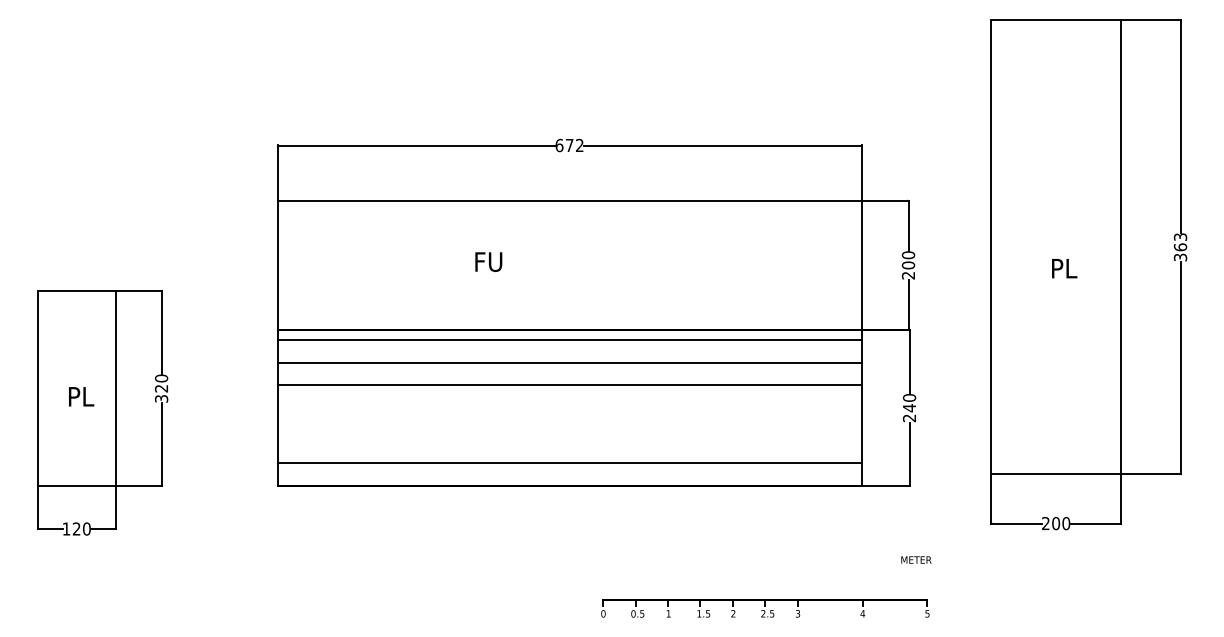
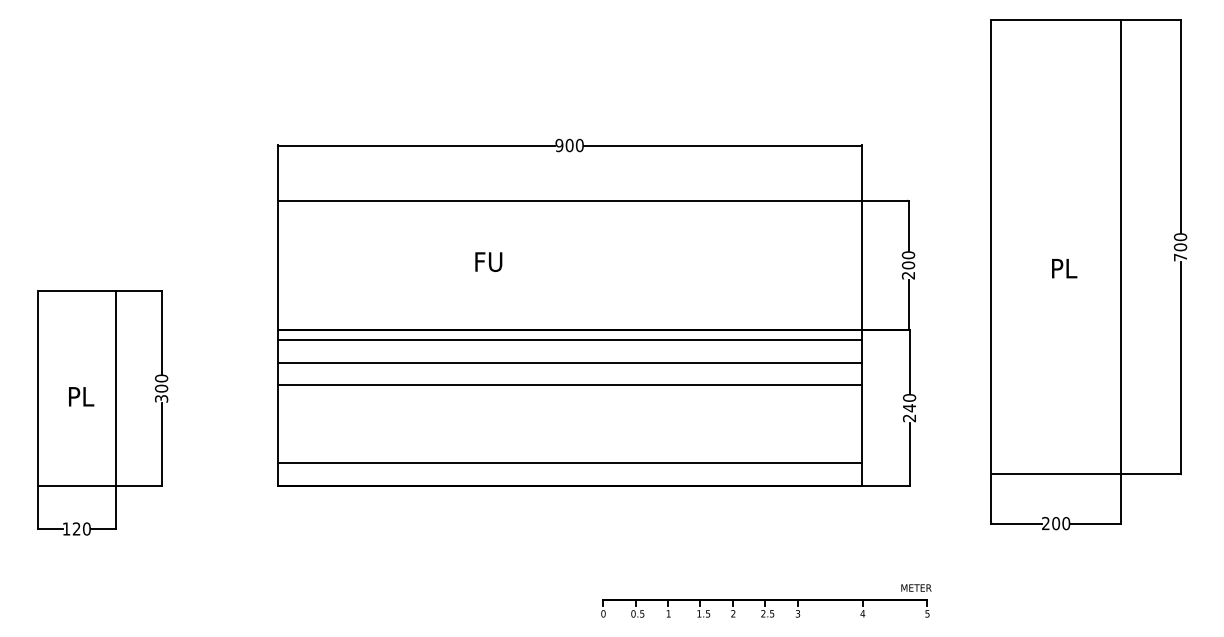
text: 672 -> 900 (569, 145)
text: 363 -> 700 (1180, 247)
text: 320 -> 300 (161, 388)
text position: (916, 559) -> (916, 587) (916, 587)
